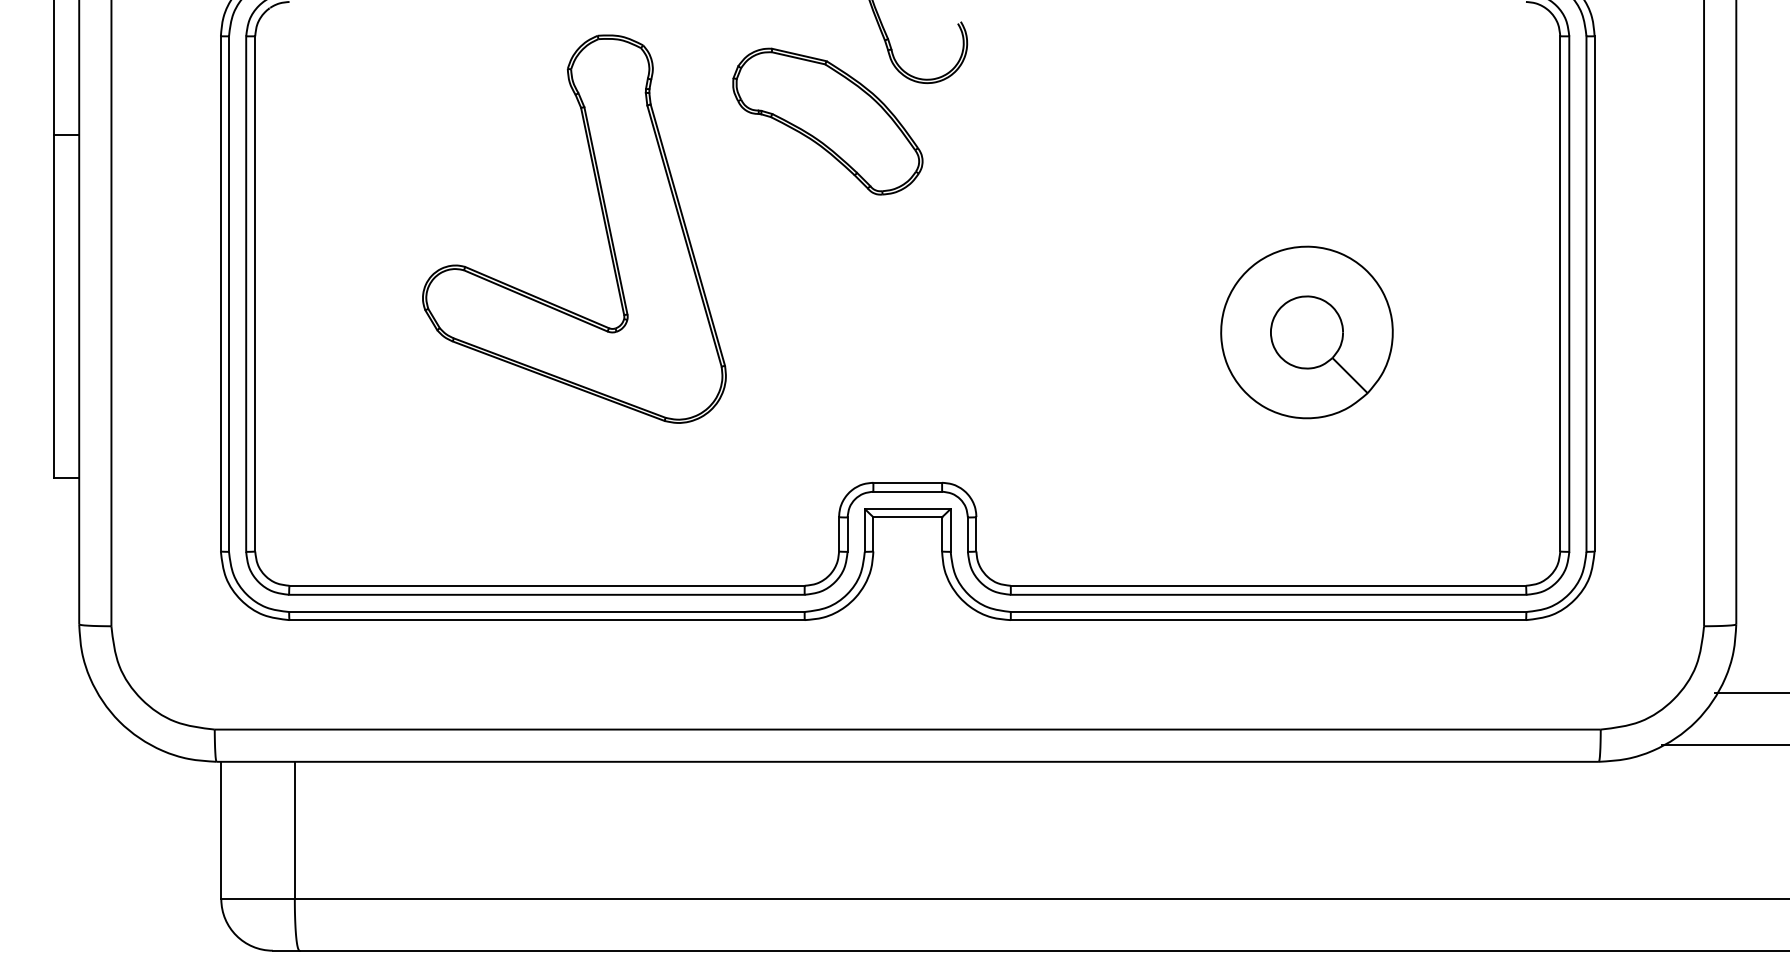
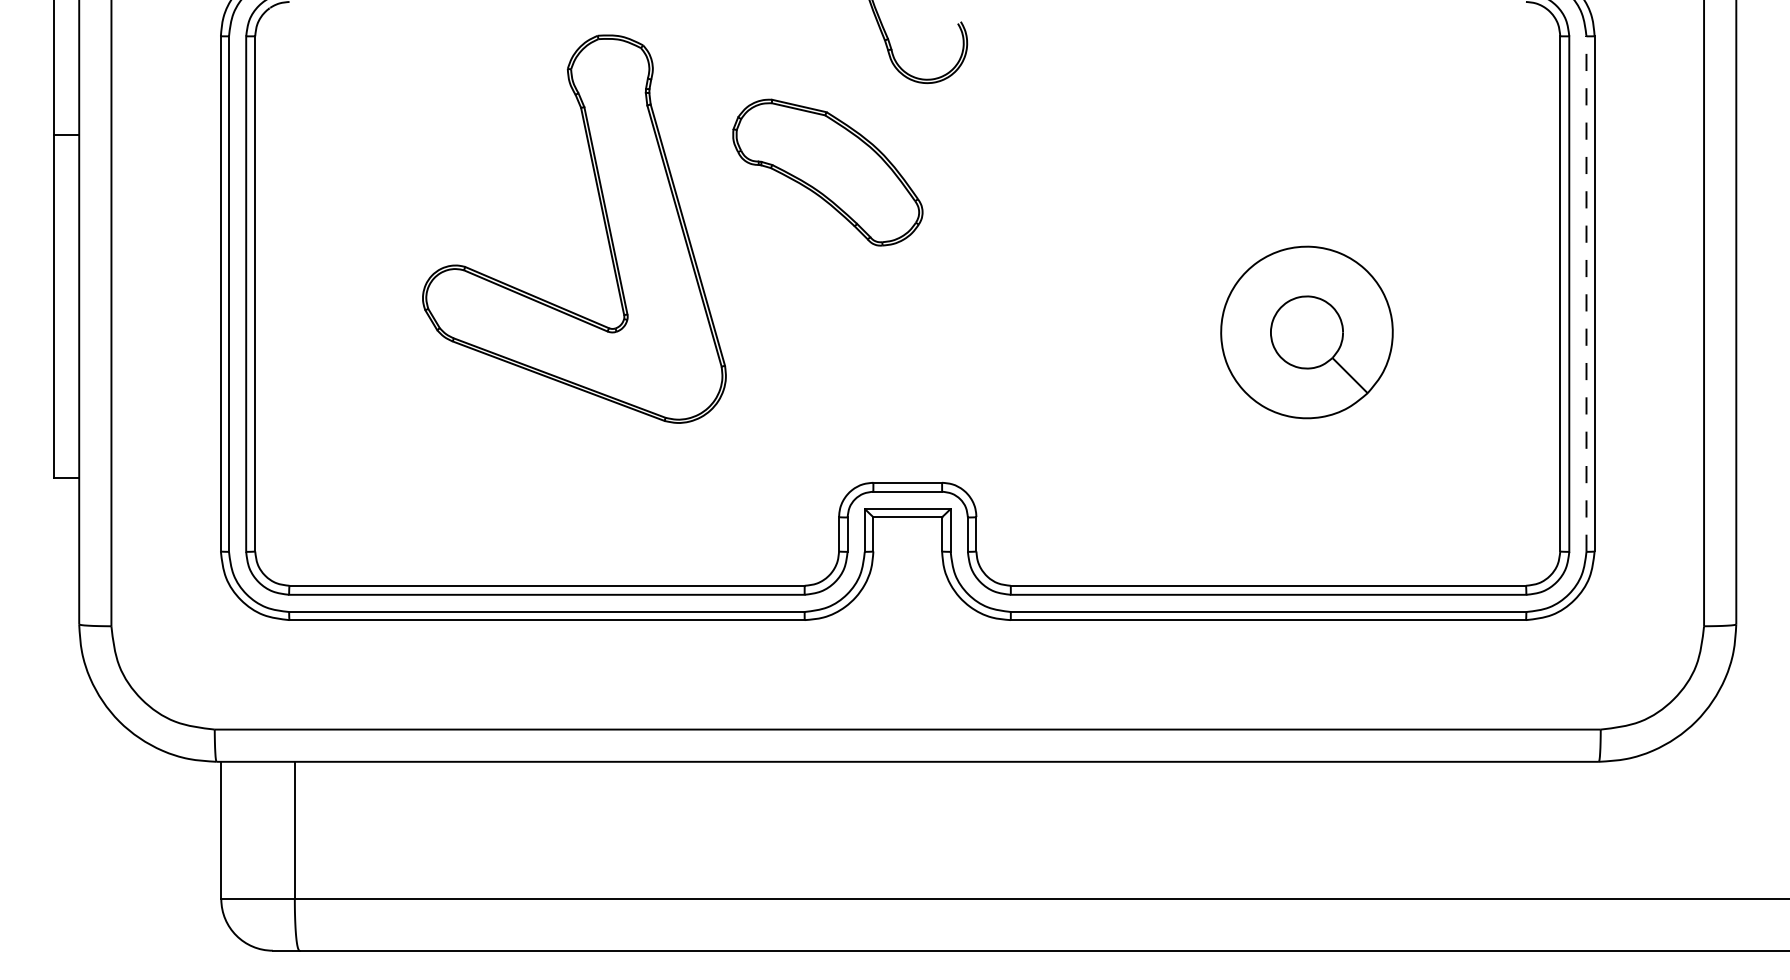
part position: (827, 121) -> (827, 172) (827, 172)
line: solid -> dashed (1586, 294)
line: present -> none (1750, 693)
line: present -> none (1723, 744)
